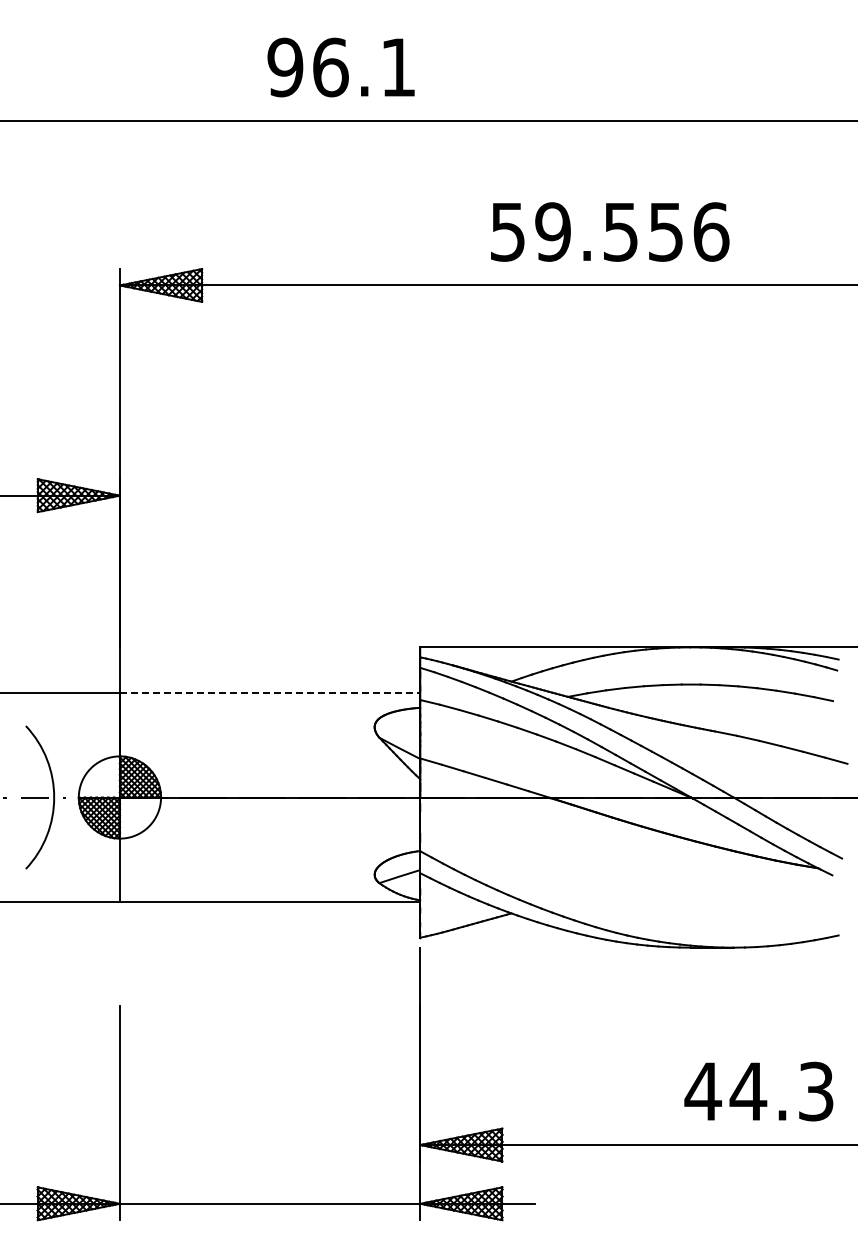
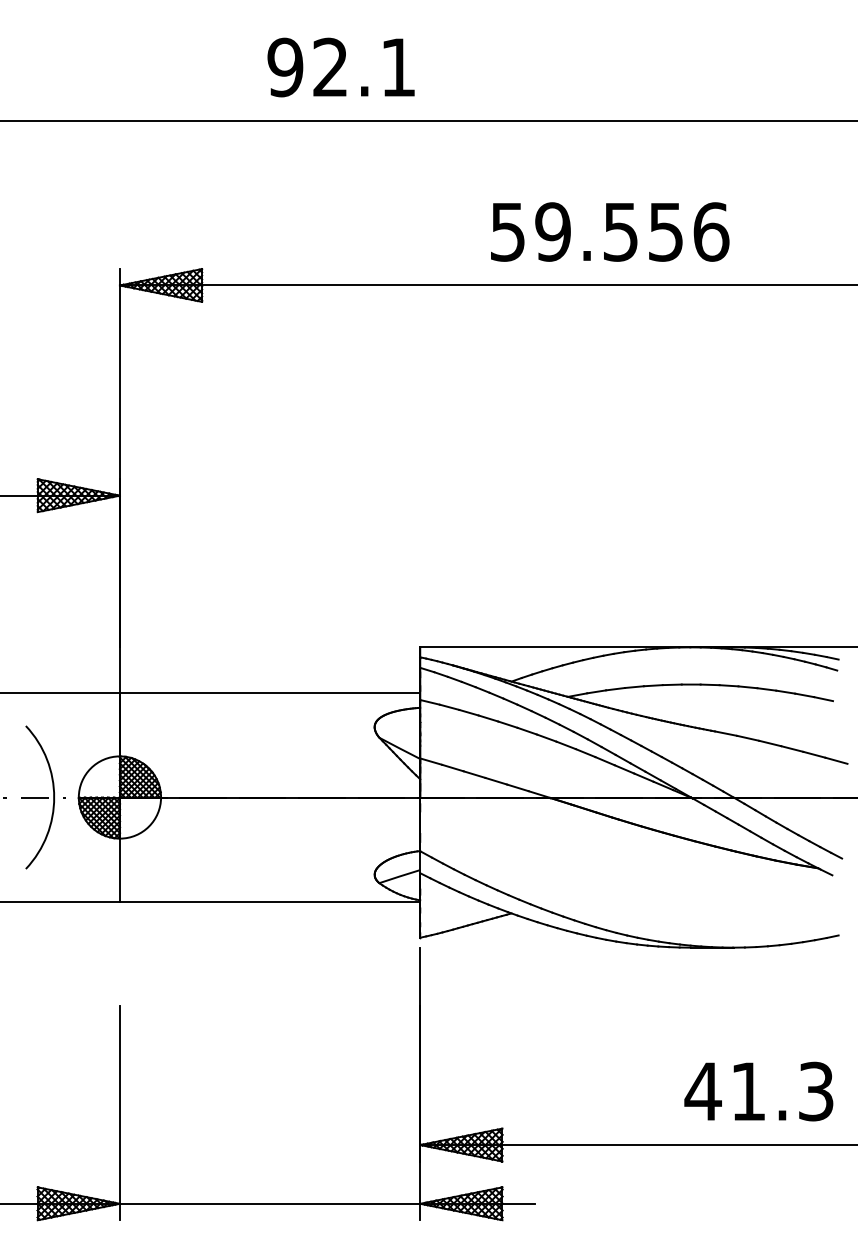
text: 96.1 -> 92.1 (330, 67)
line: dashed -> solid (270, 693)
text: 44.3 -> 41.3 (748, 1091)
